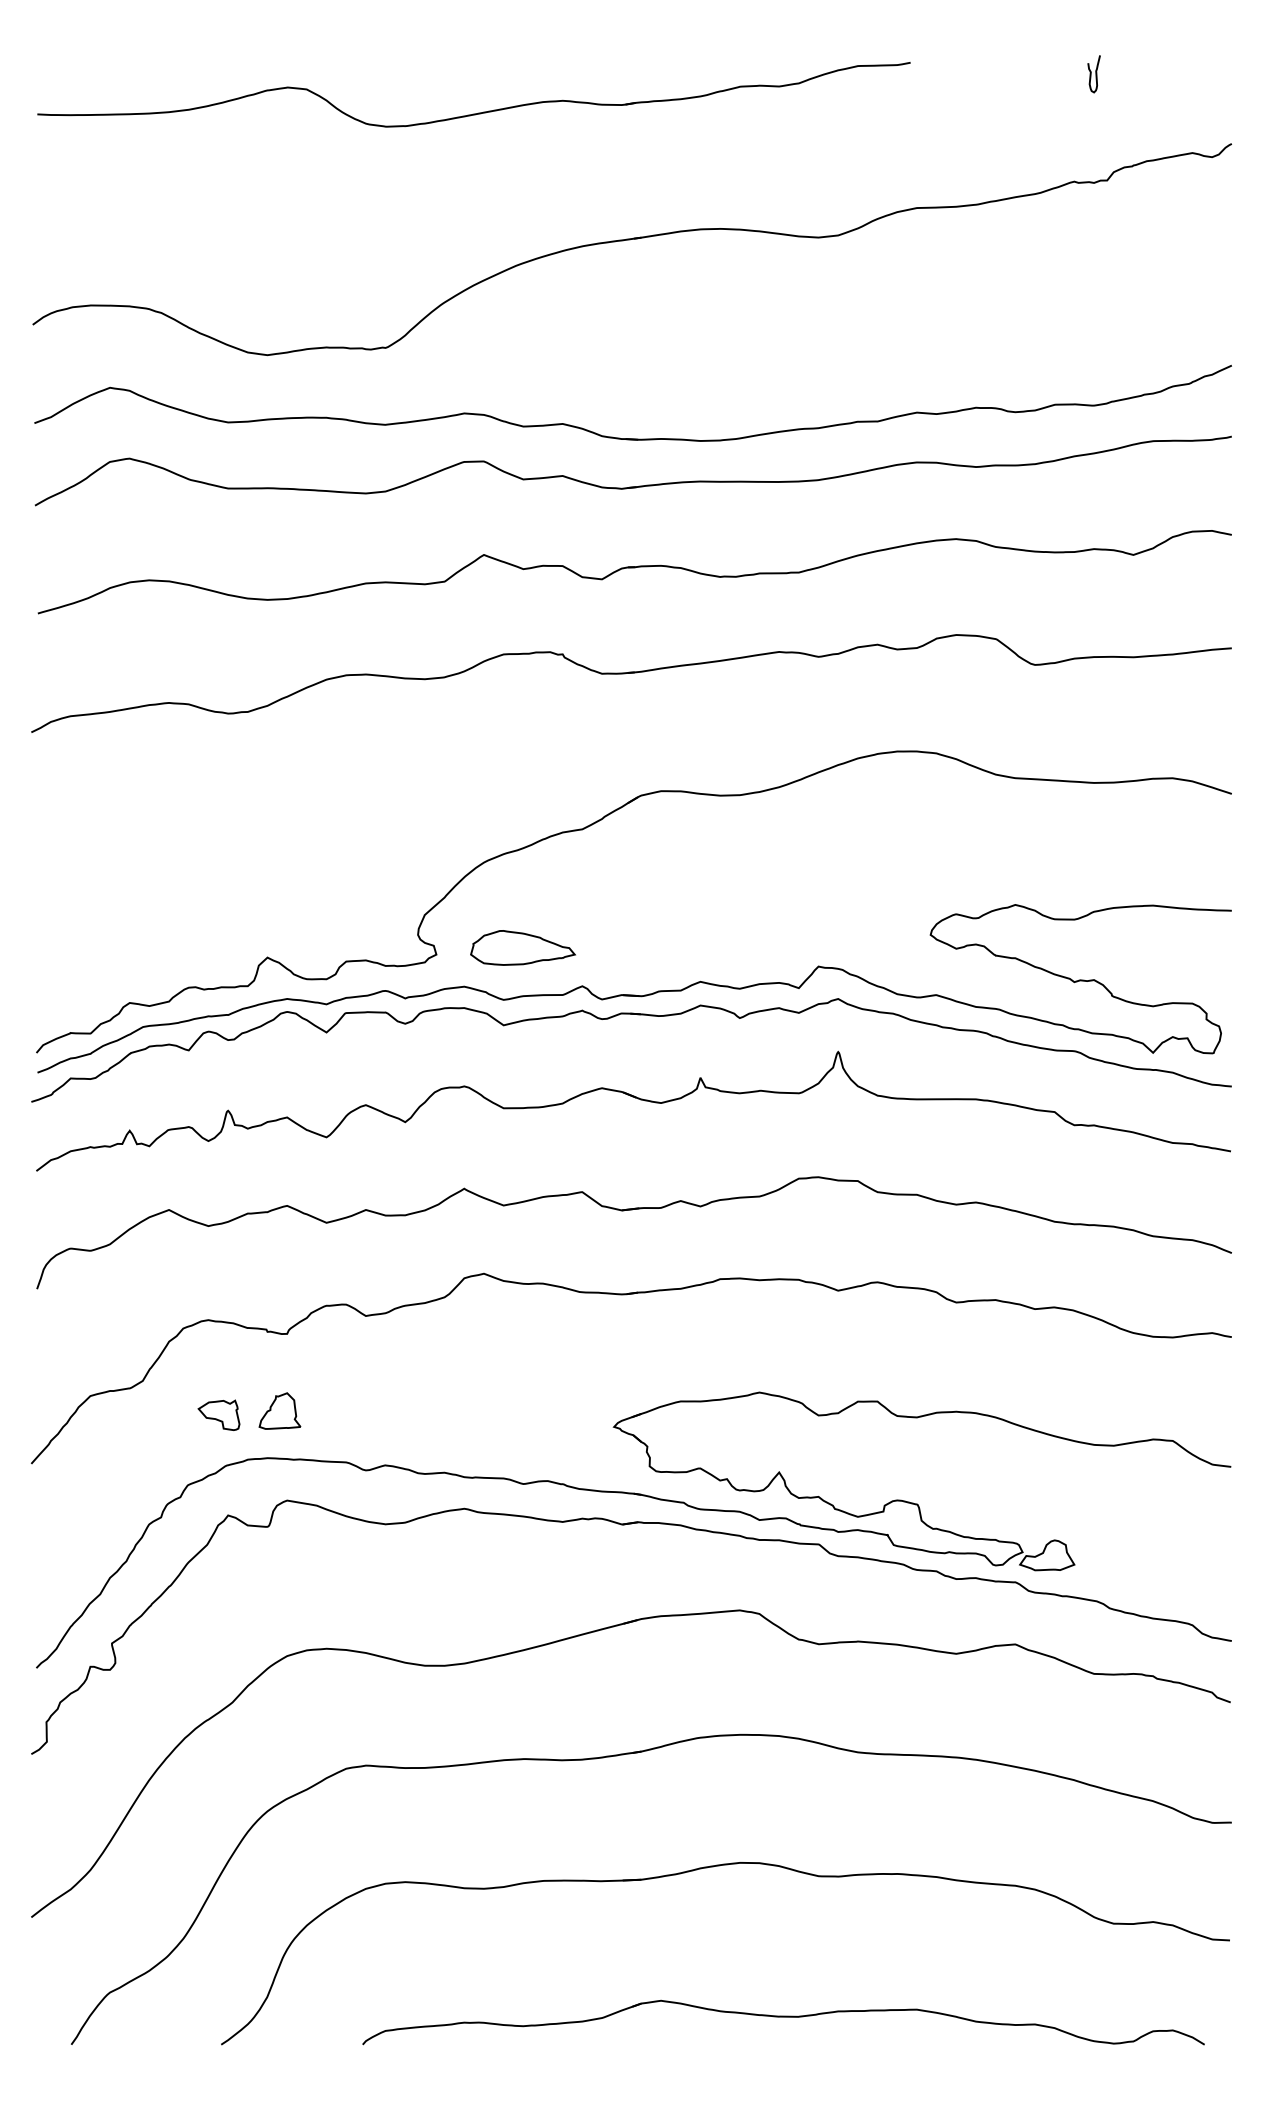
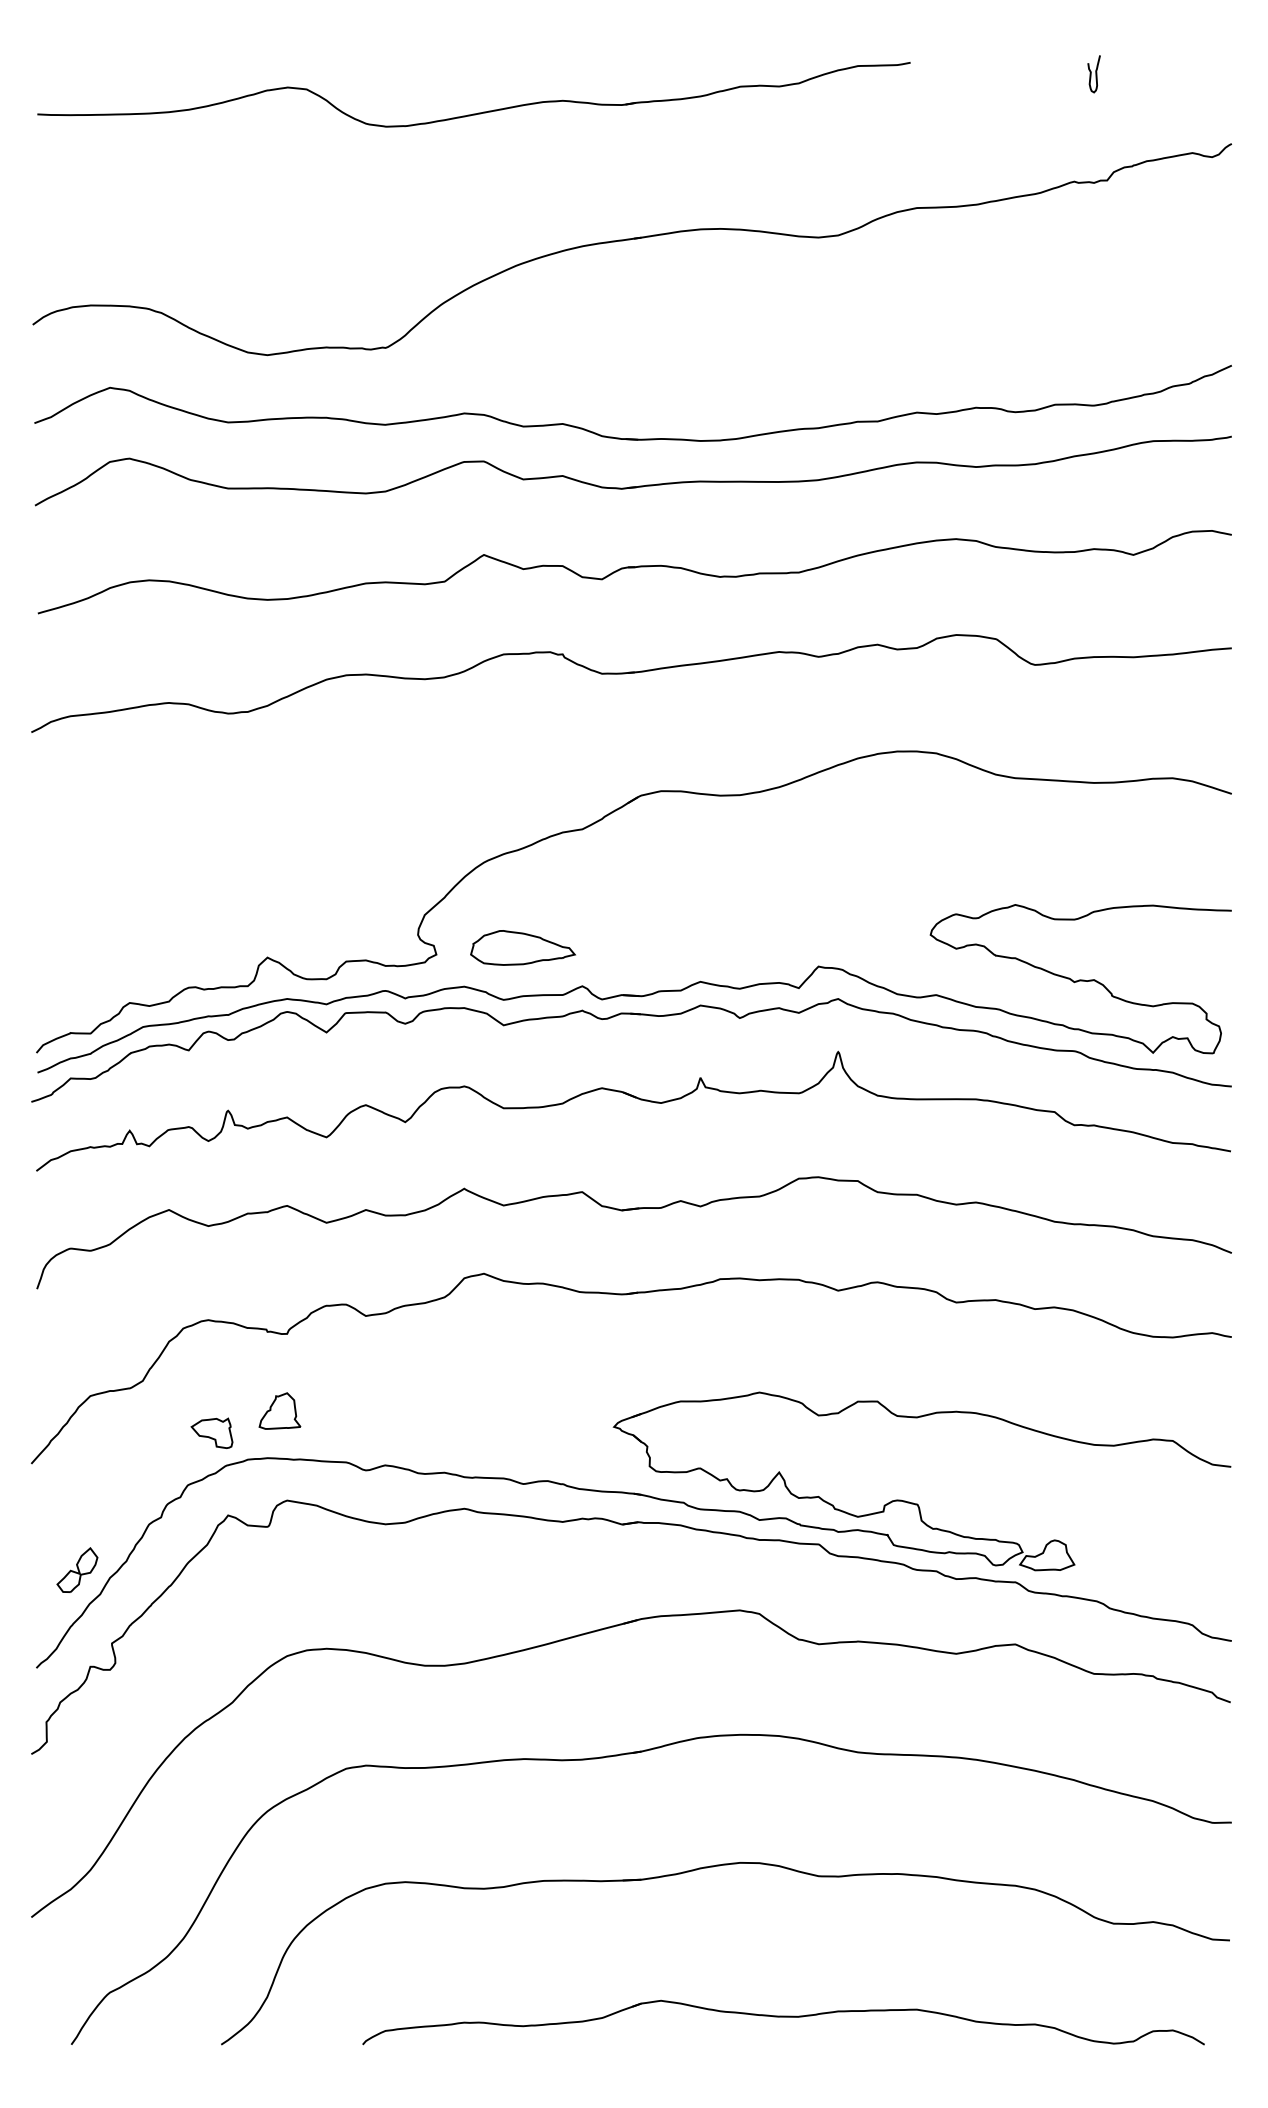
part position: (218, 1414) -> (211, 1432) (211, 1432)
part: none -> present (77, 1569)
